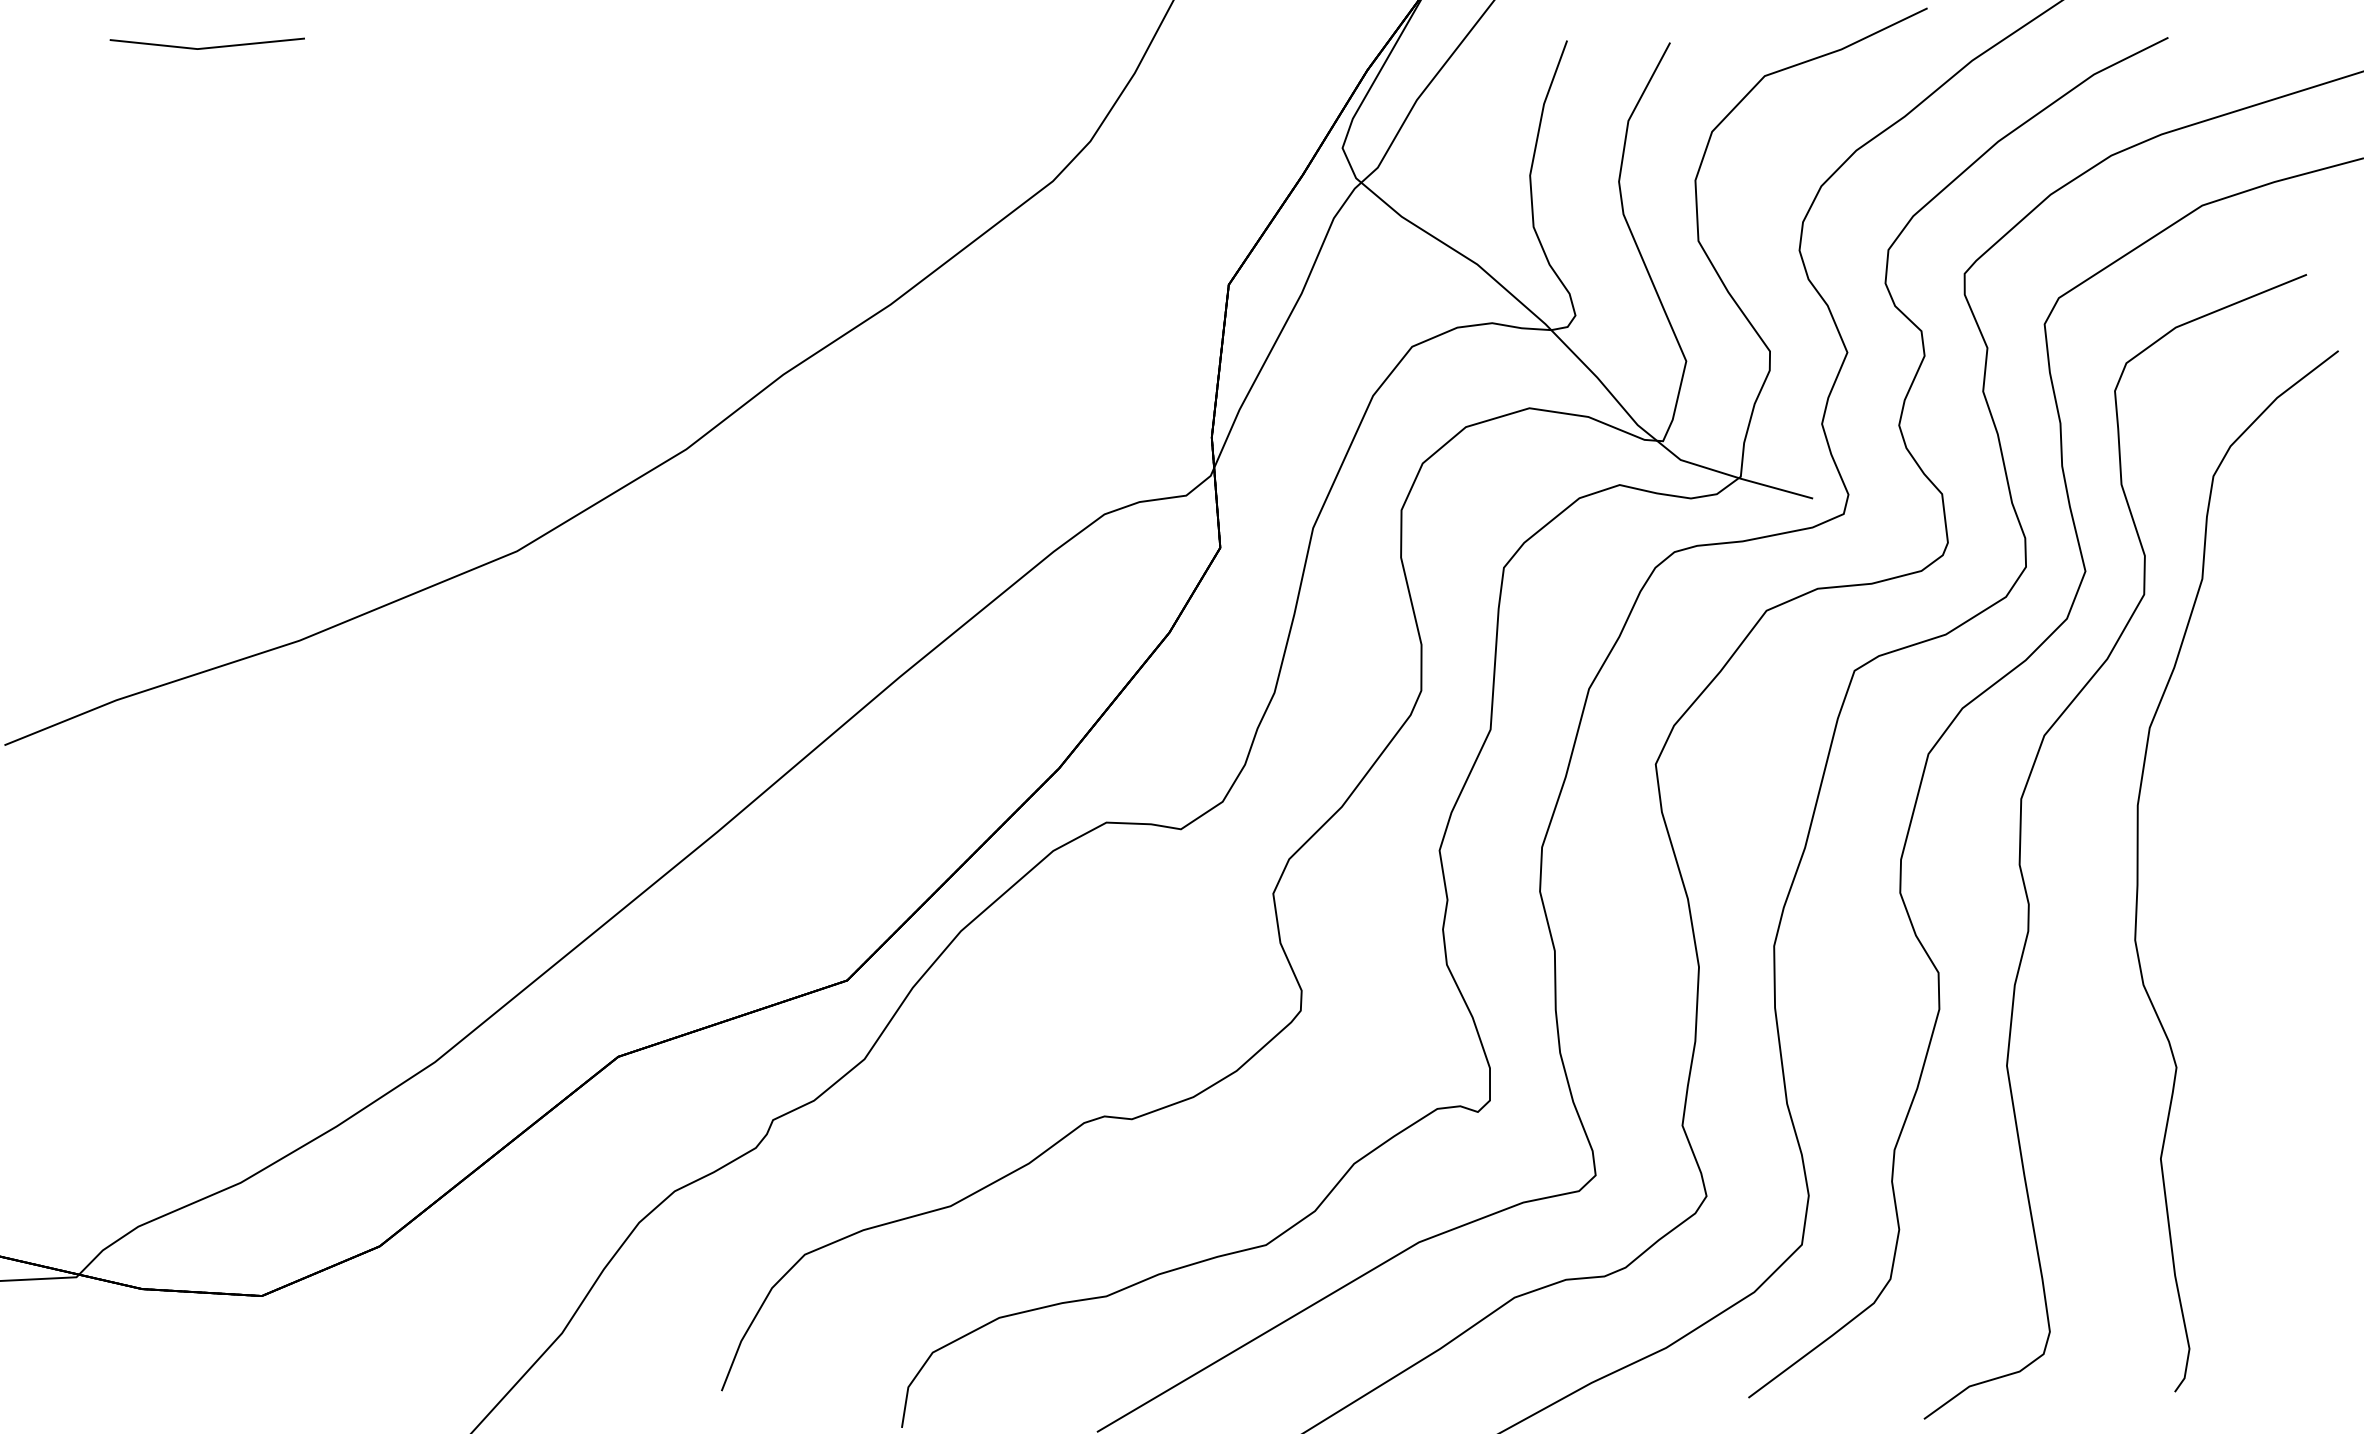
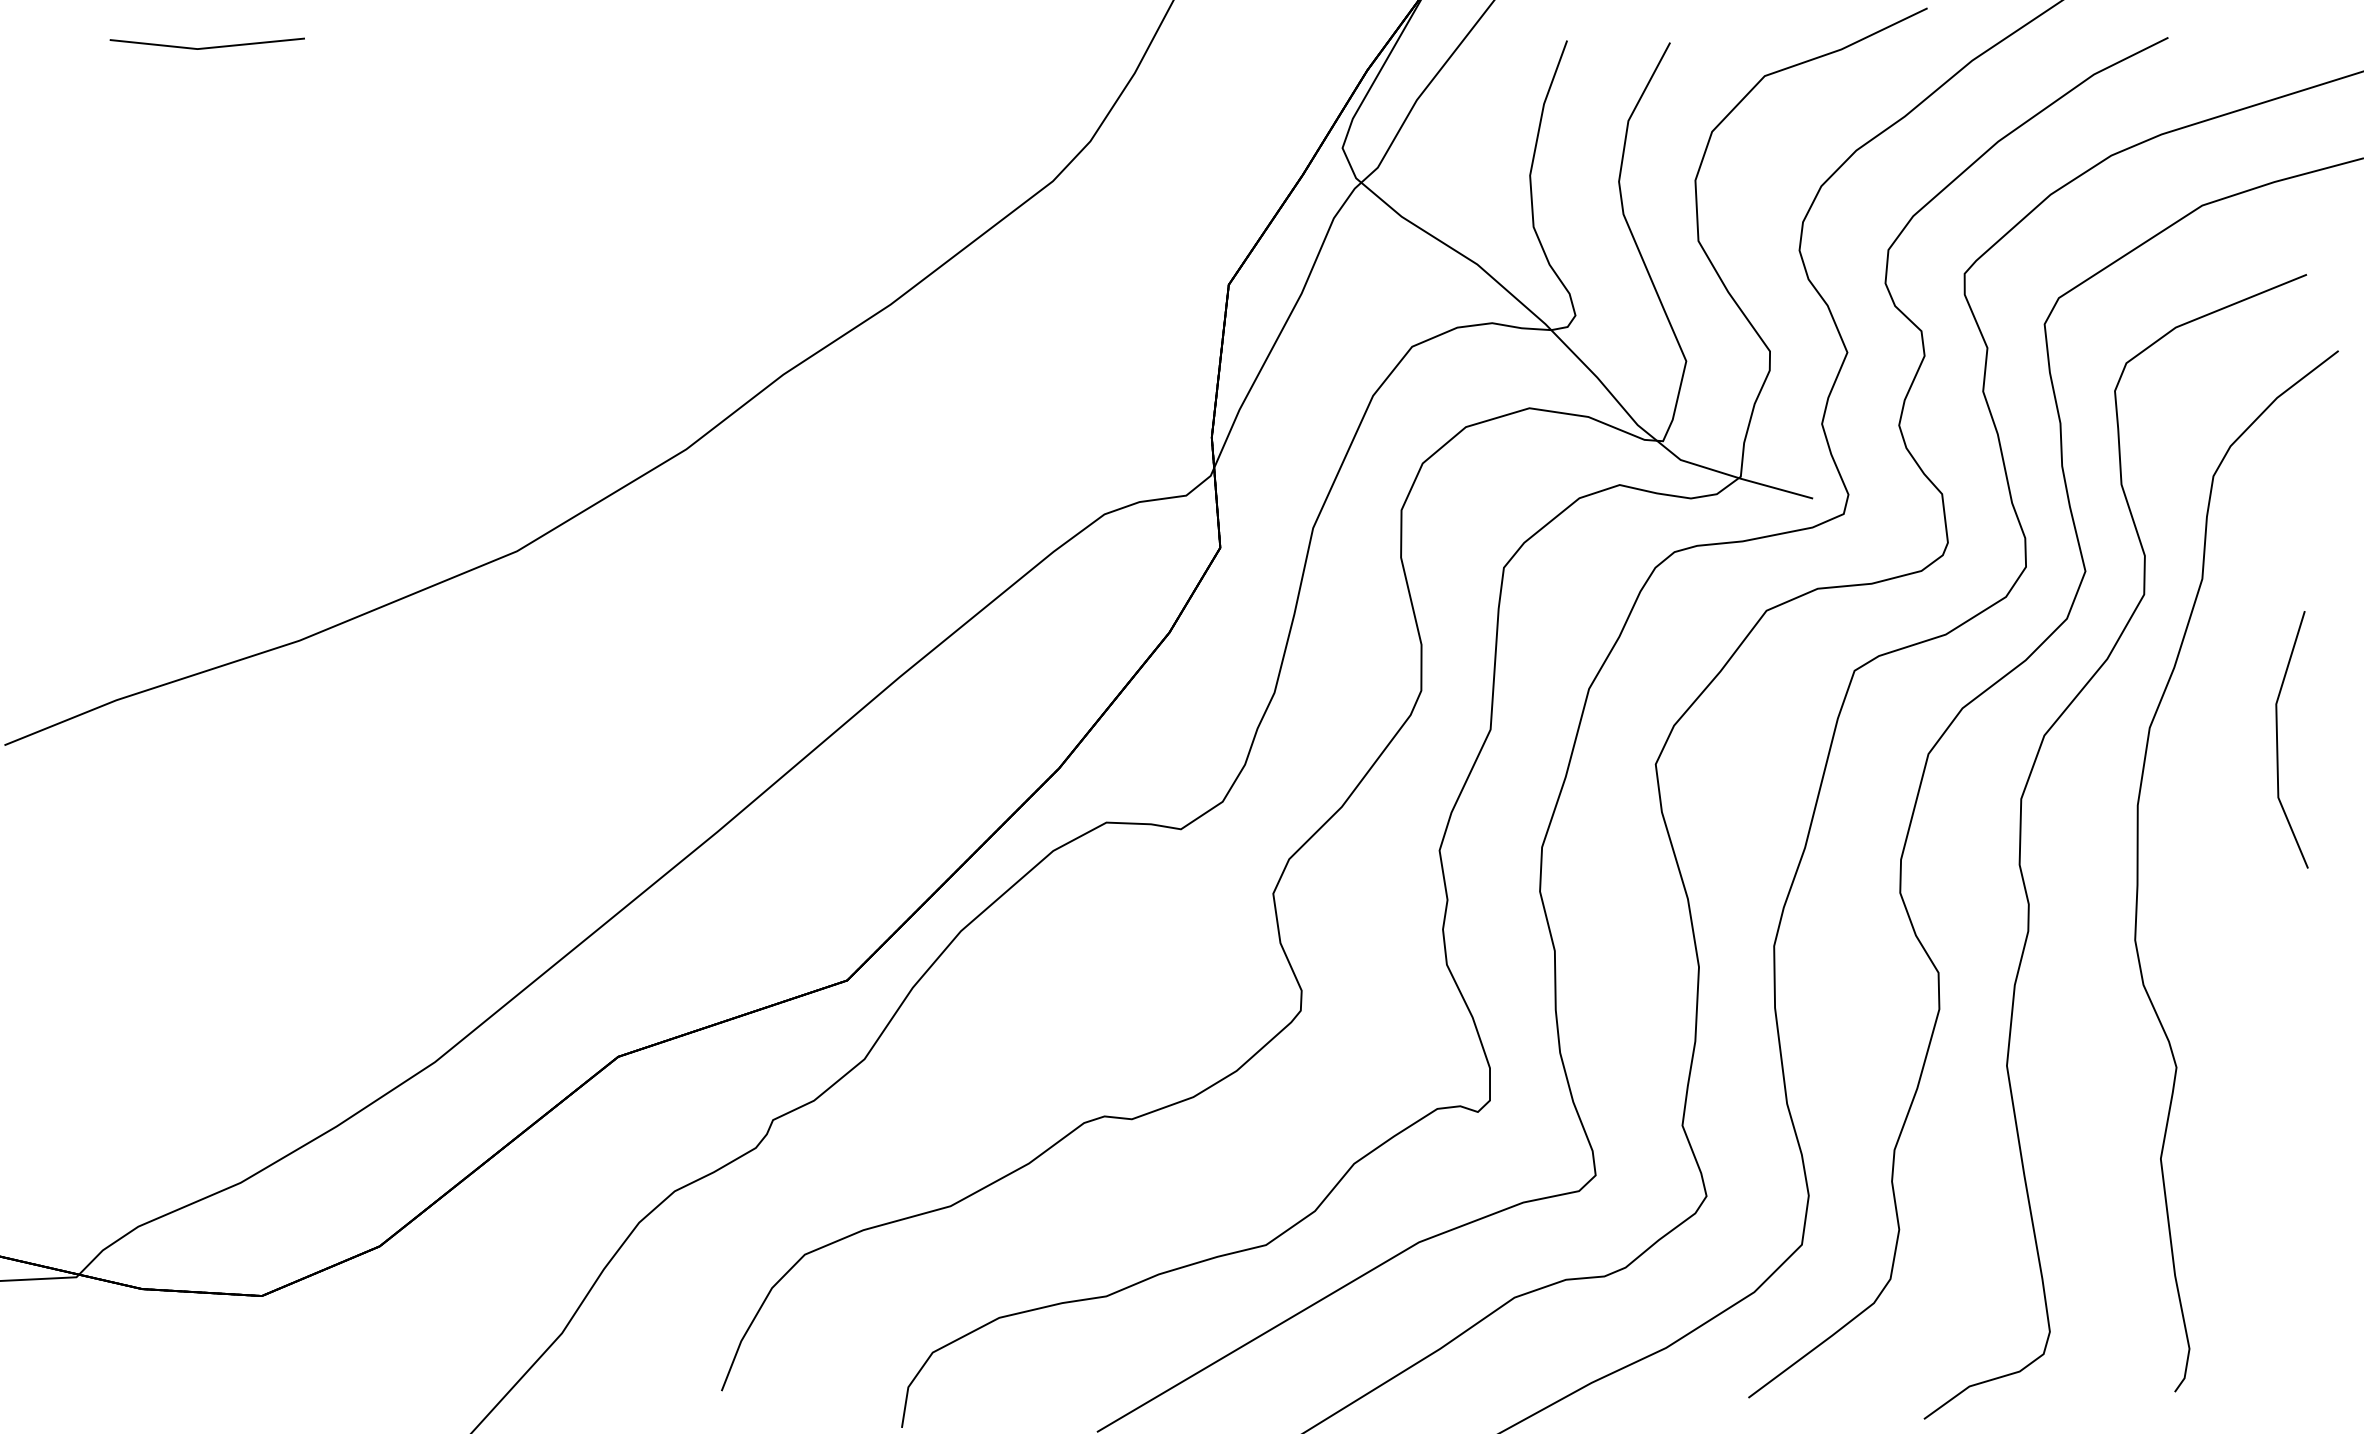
part: none -> present (2278, 744)
